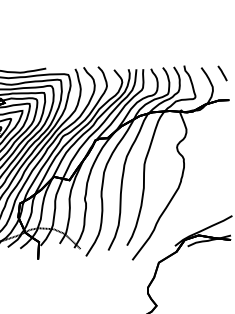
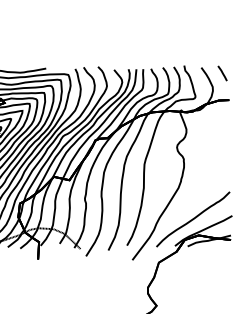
curve: none -> present (193, 219)
